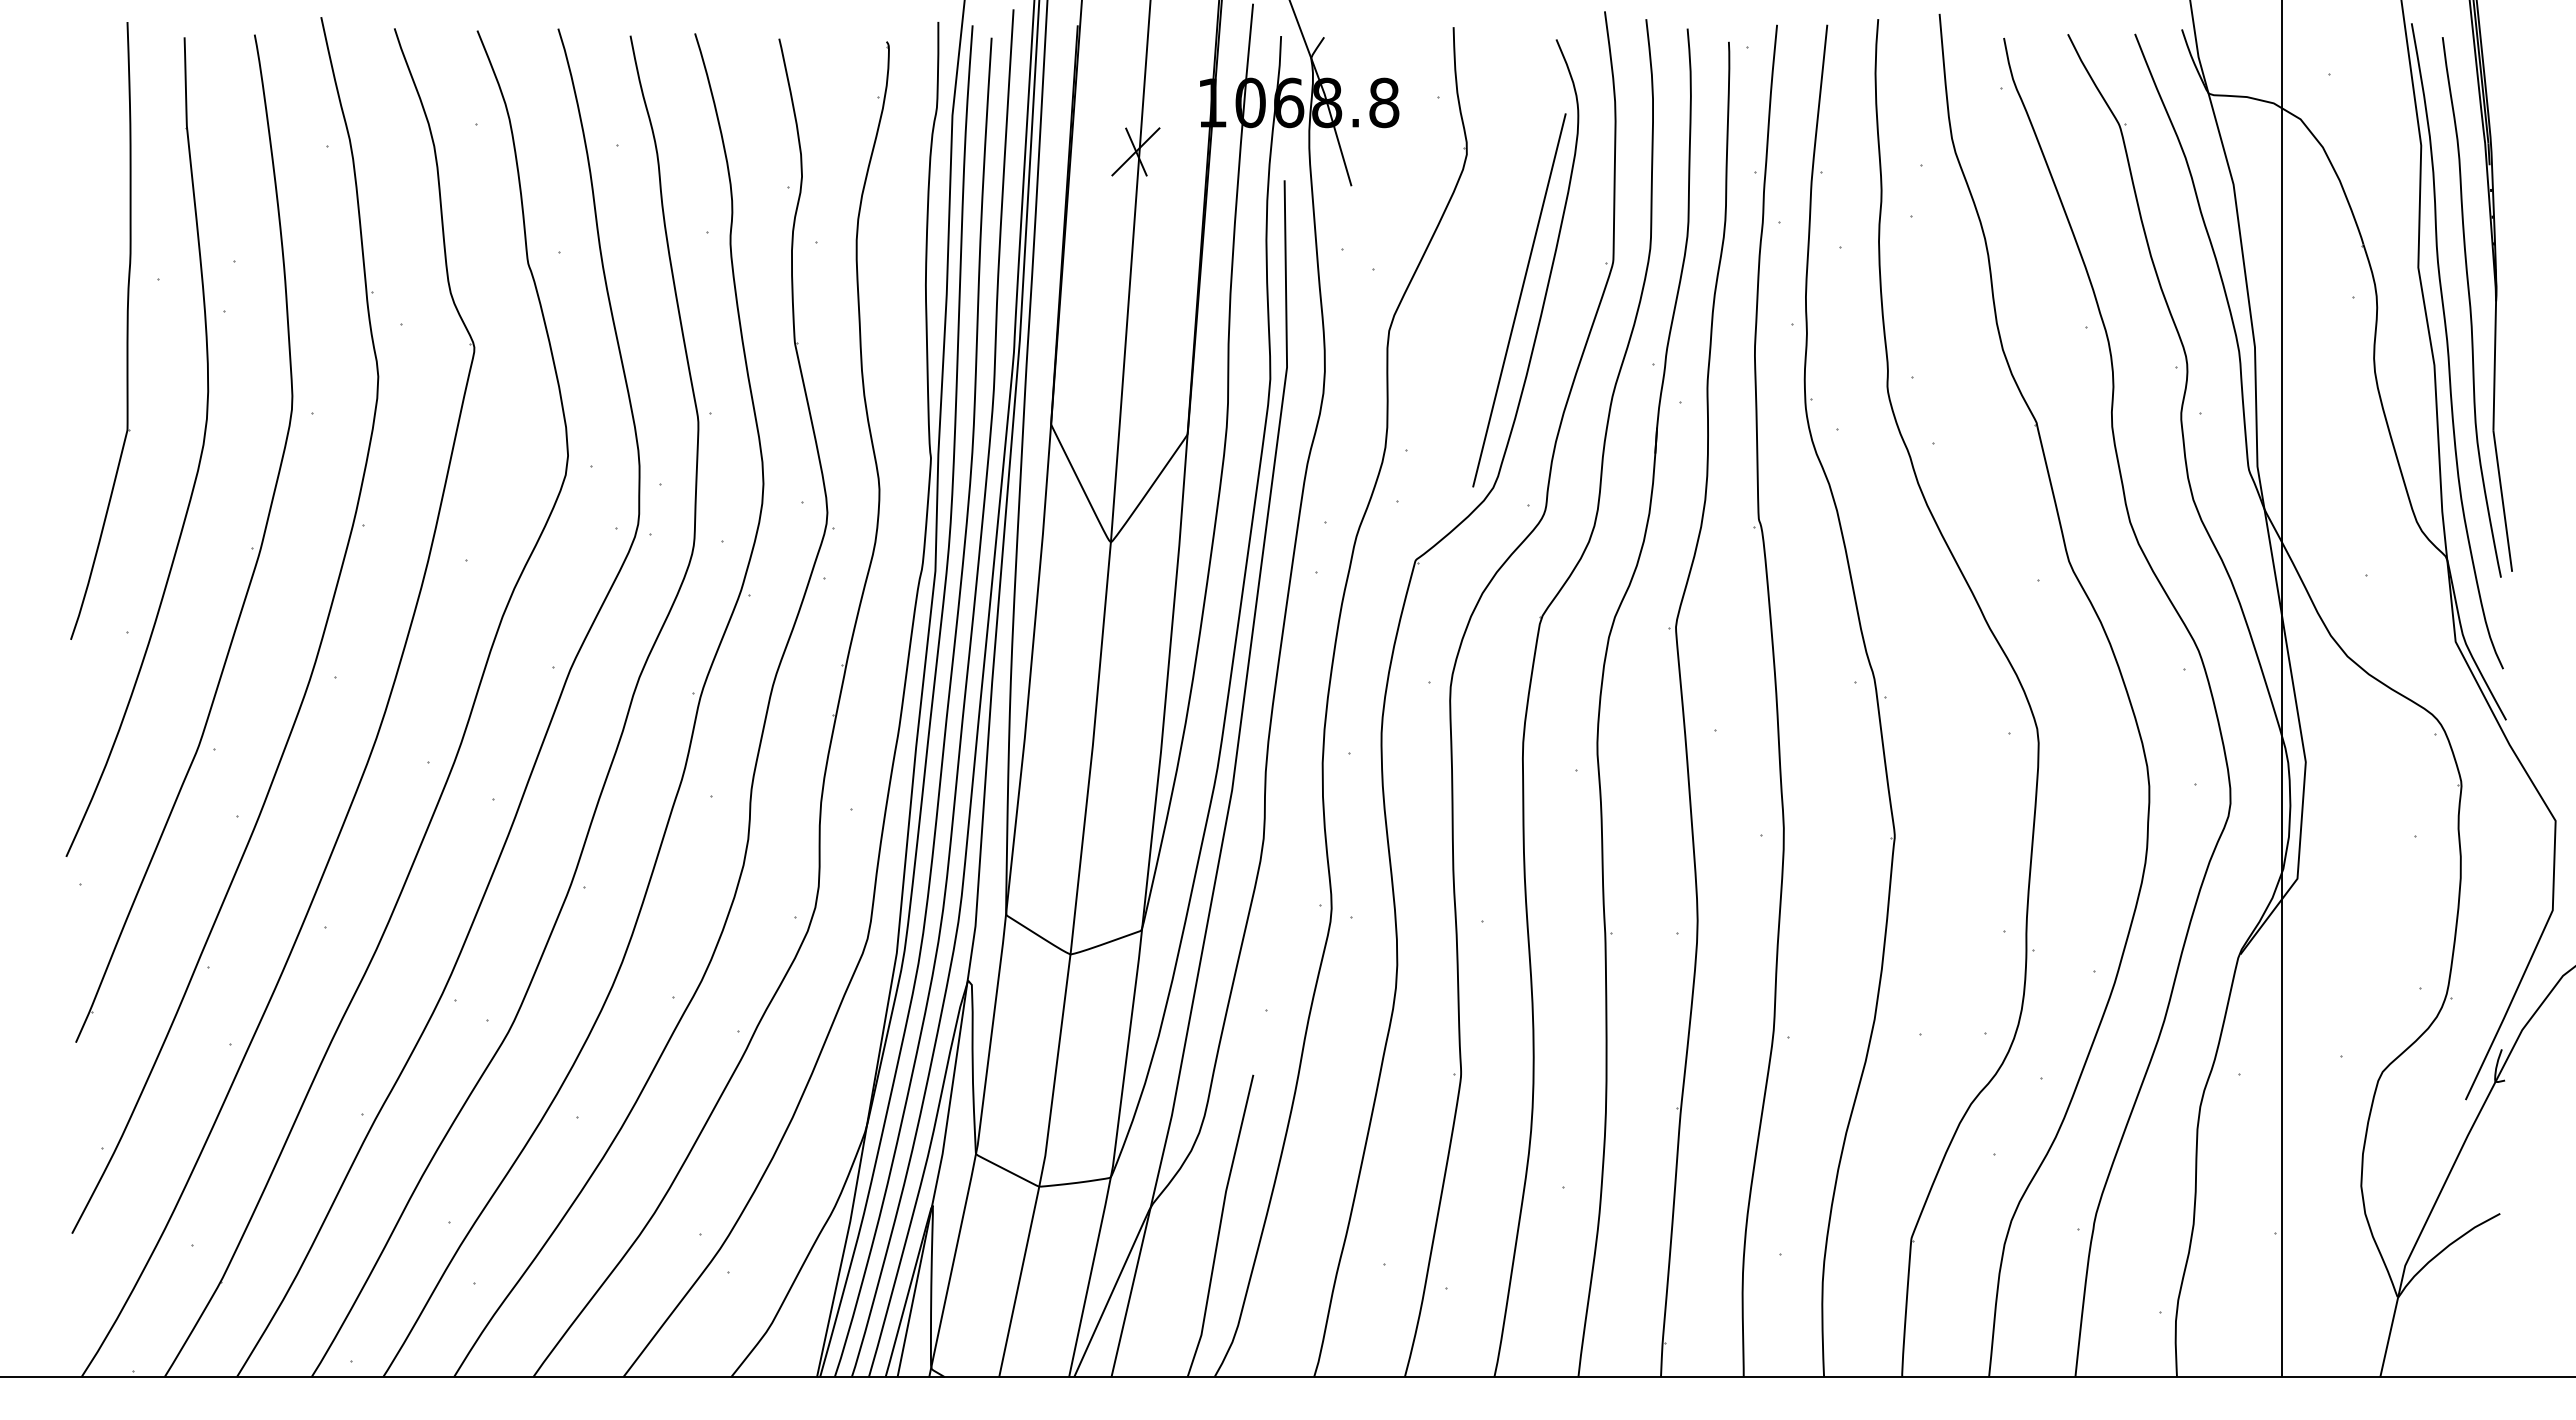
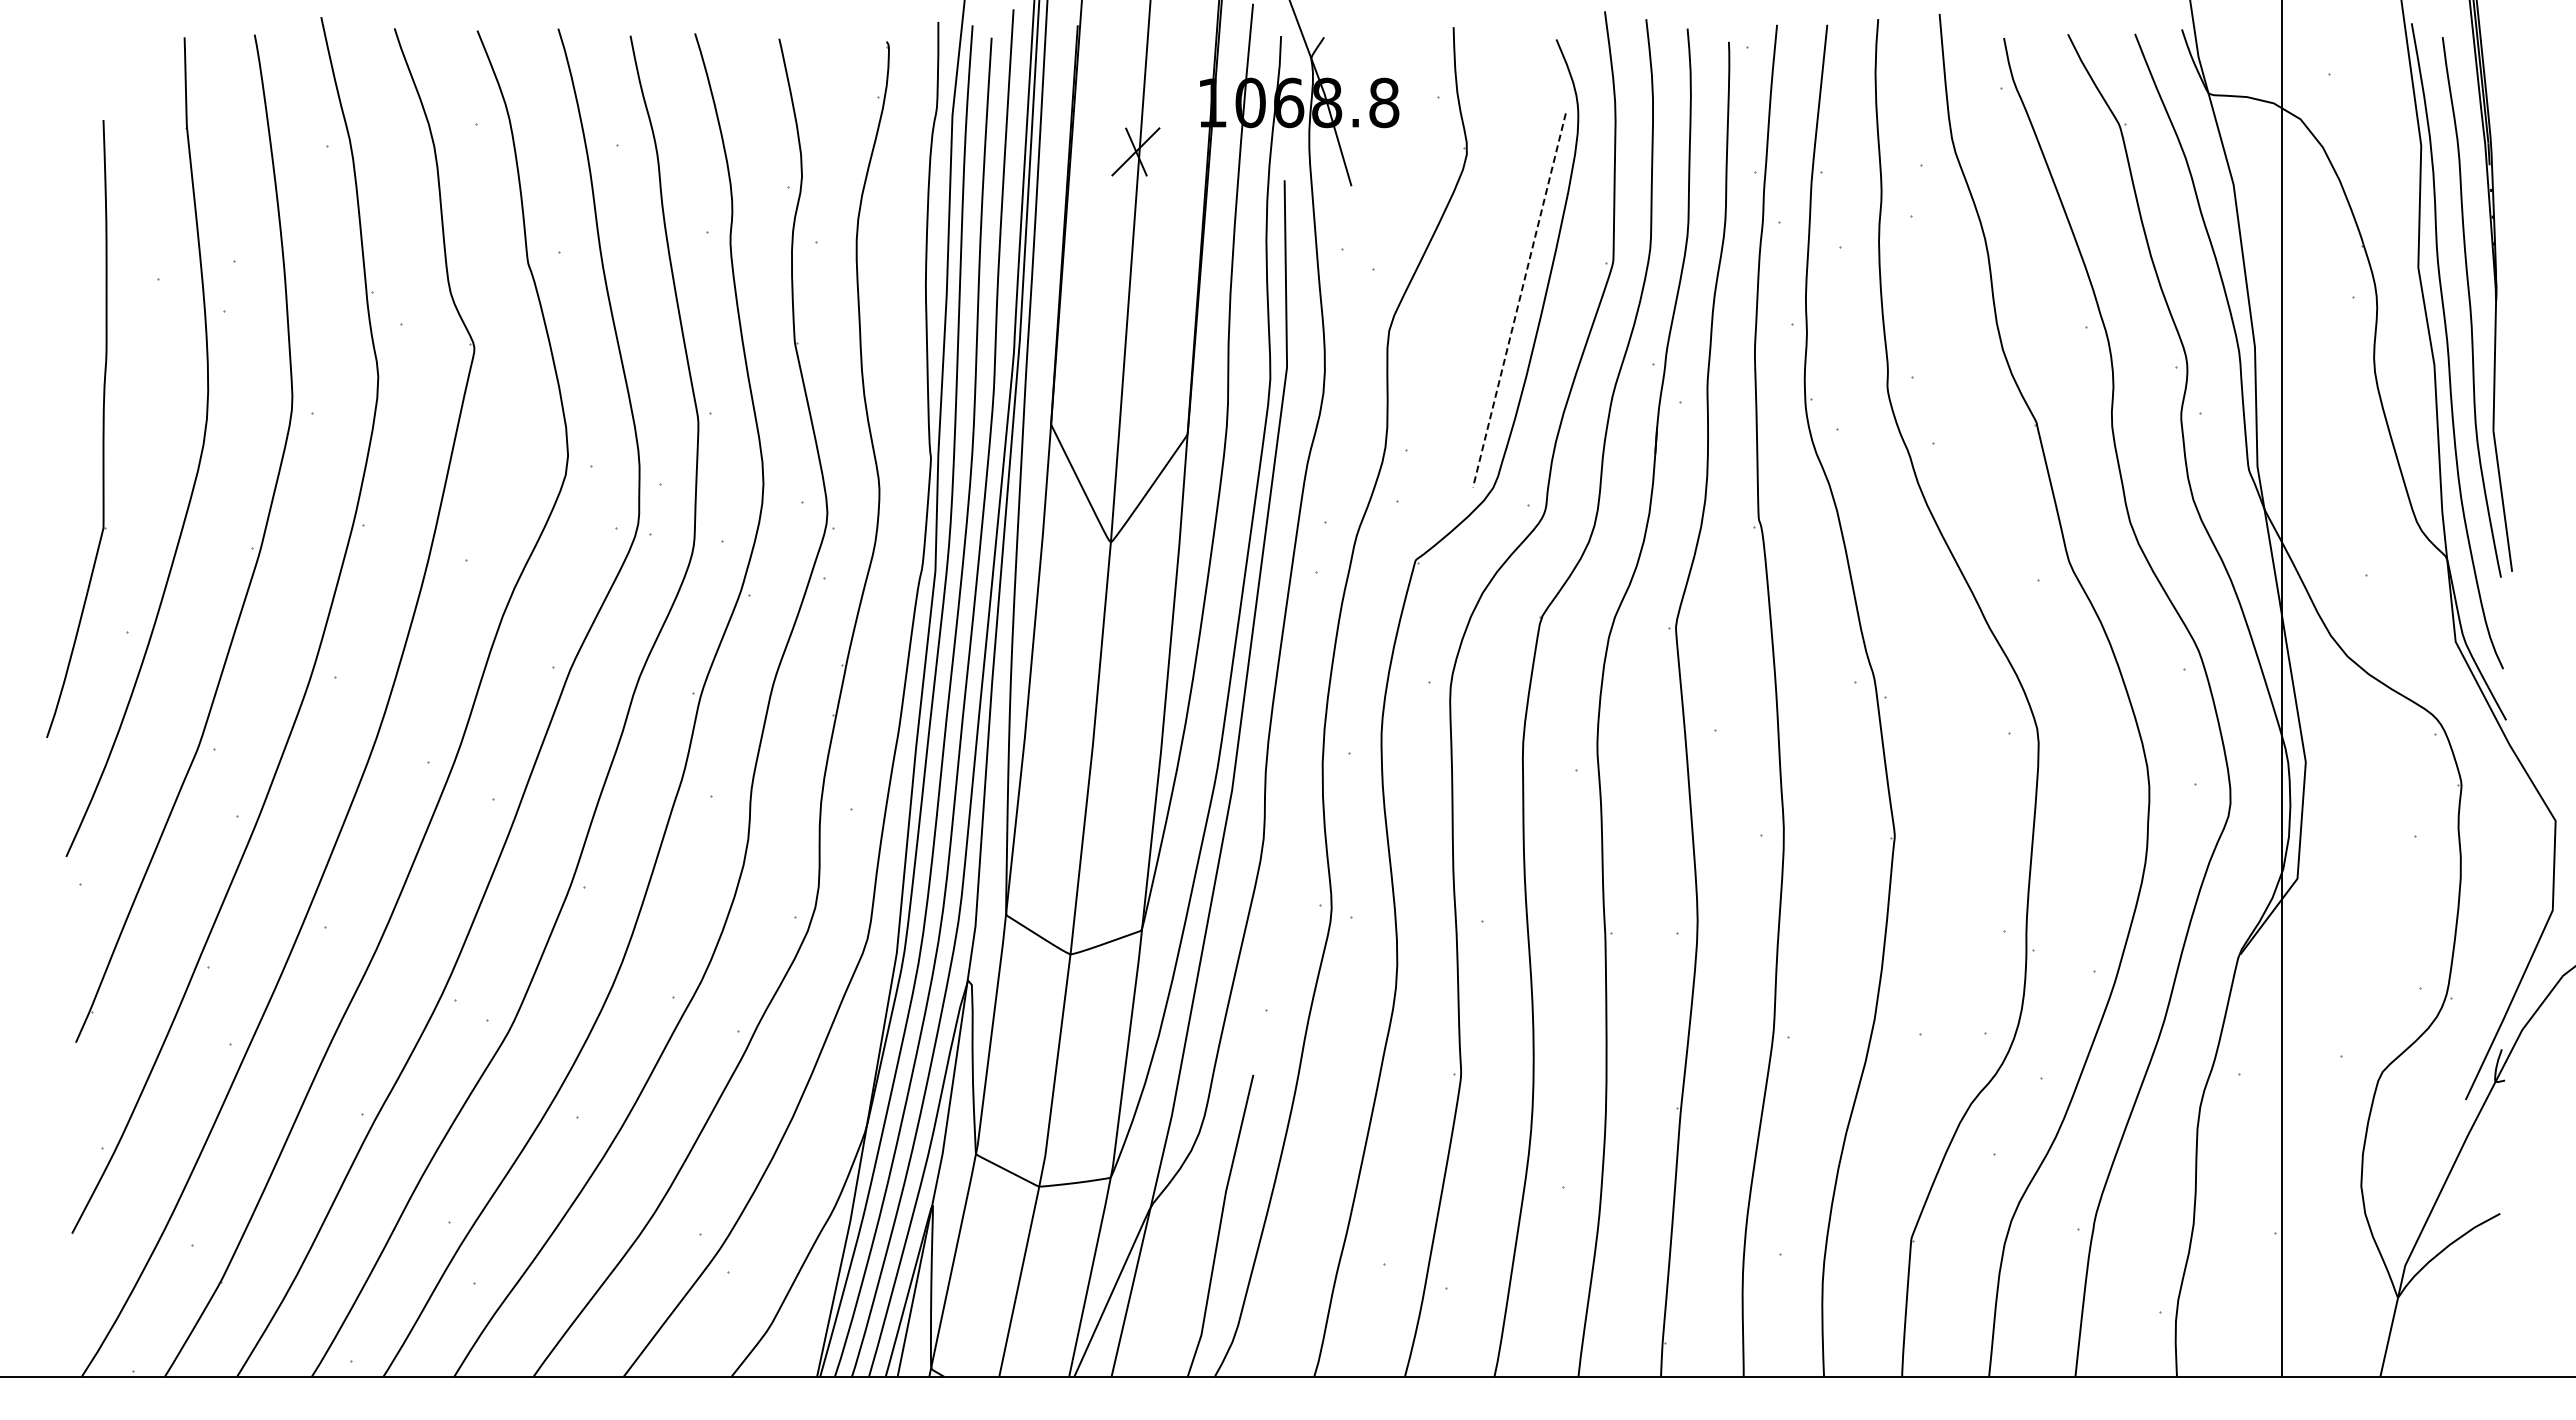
line: solid -> dashed (1519, 300)
part position: (126, 330) -> (102, 428) (102, 428)
